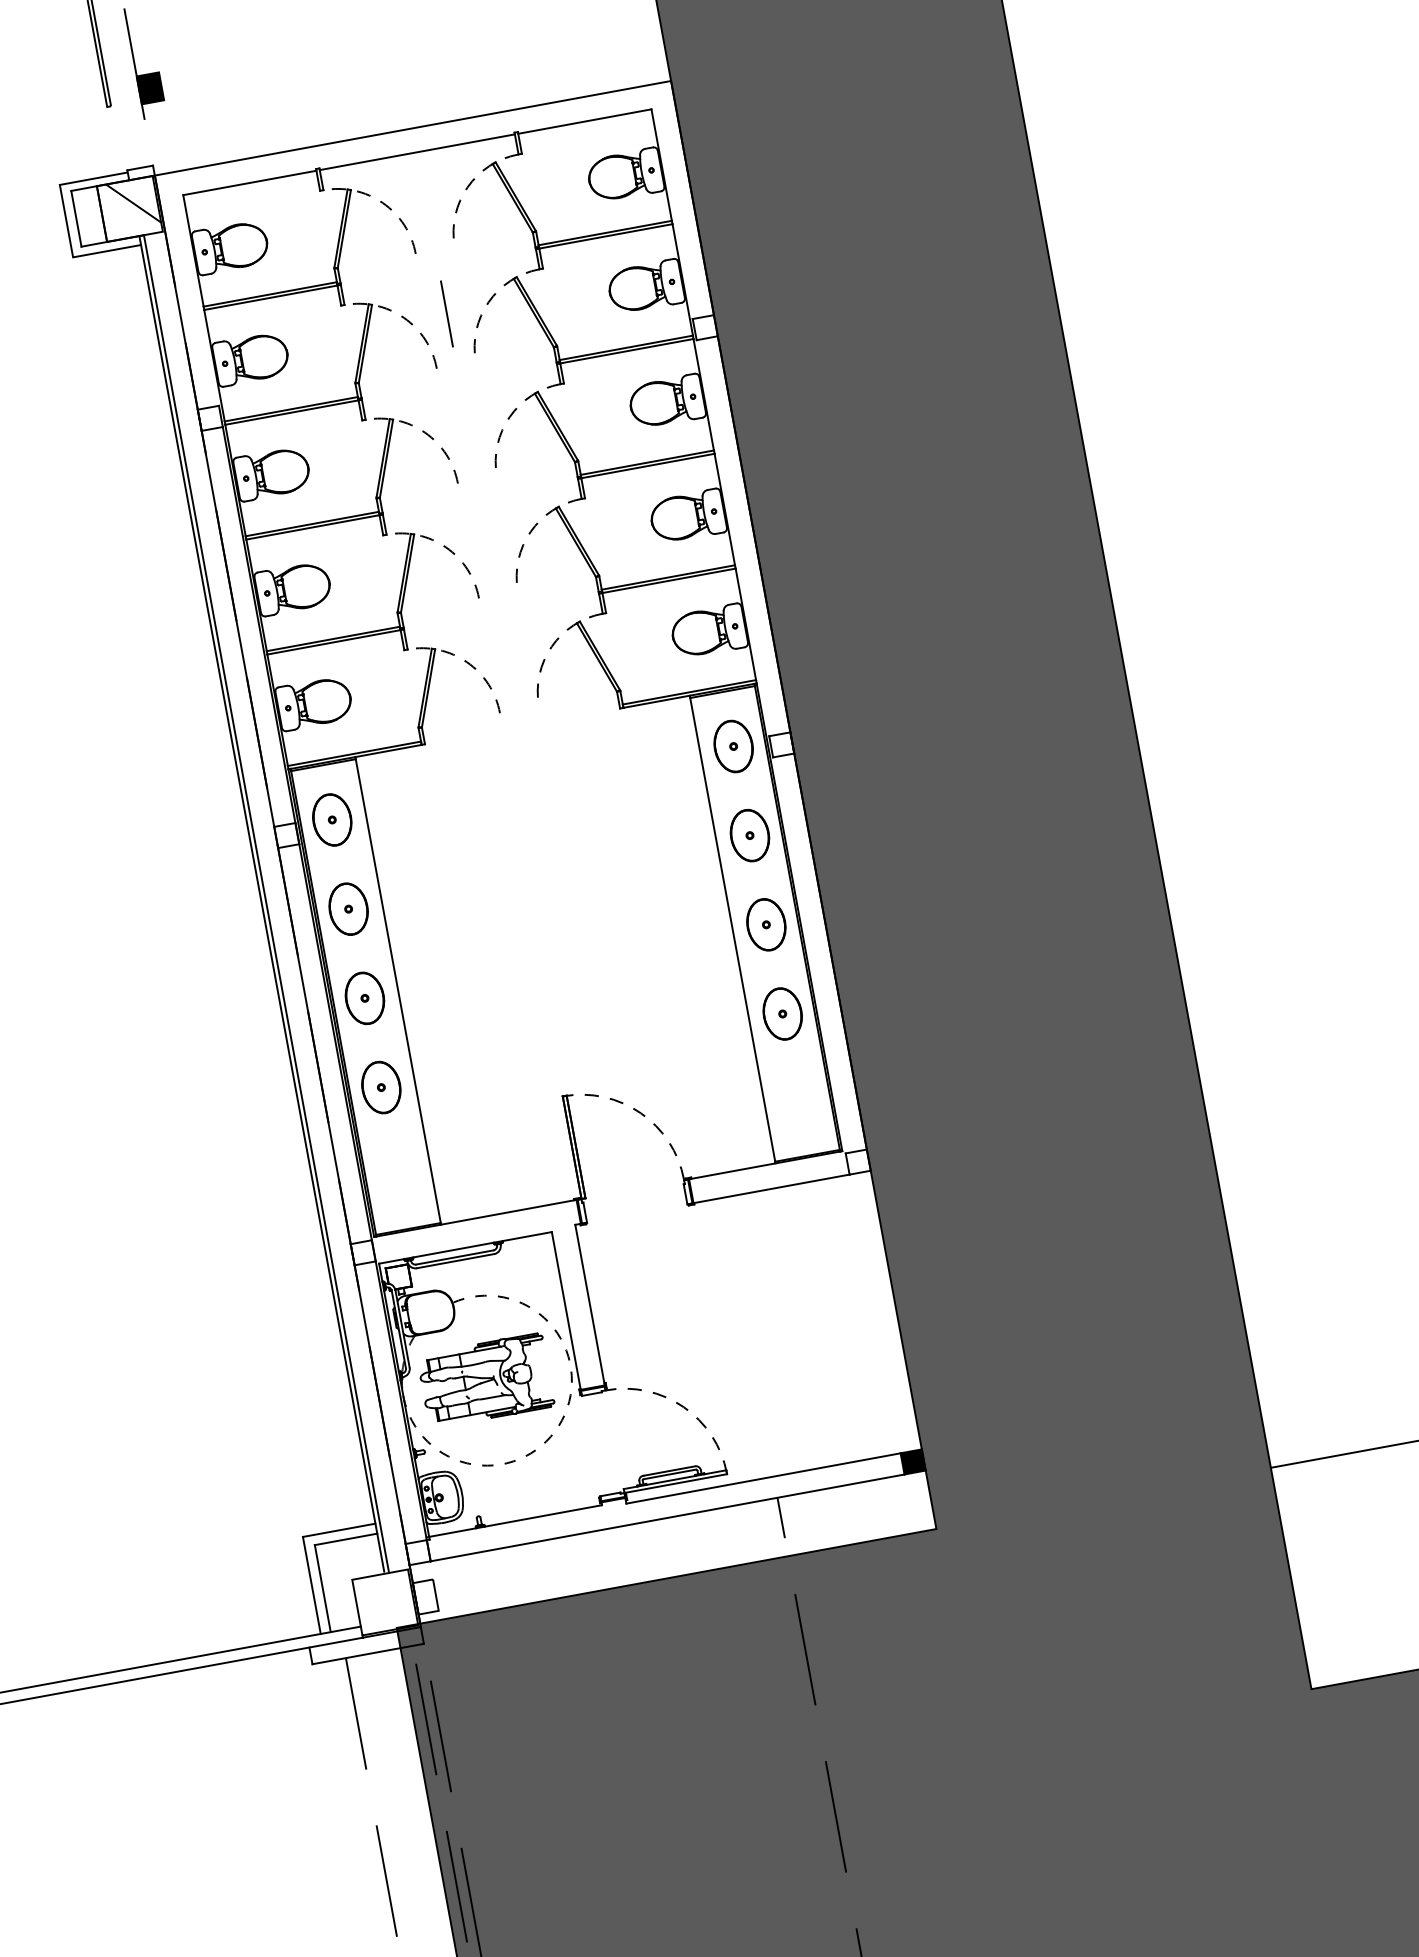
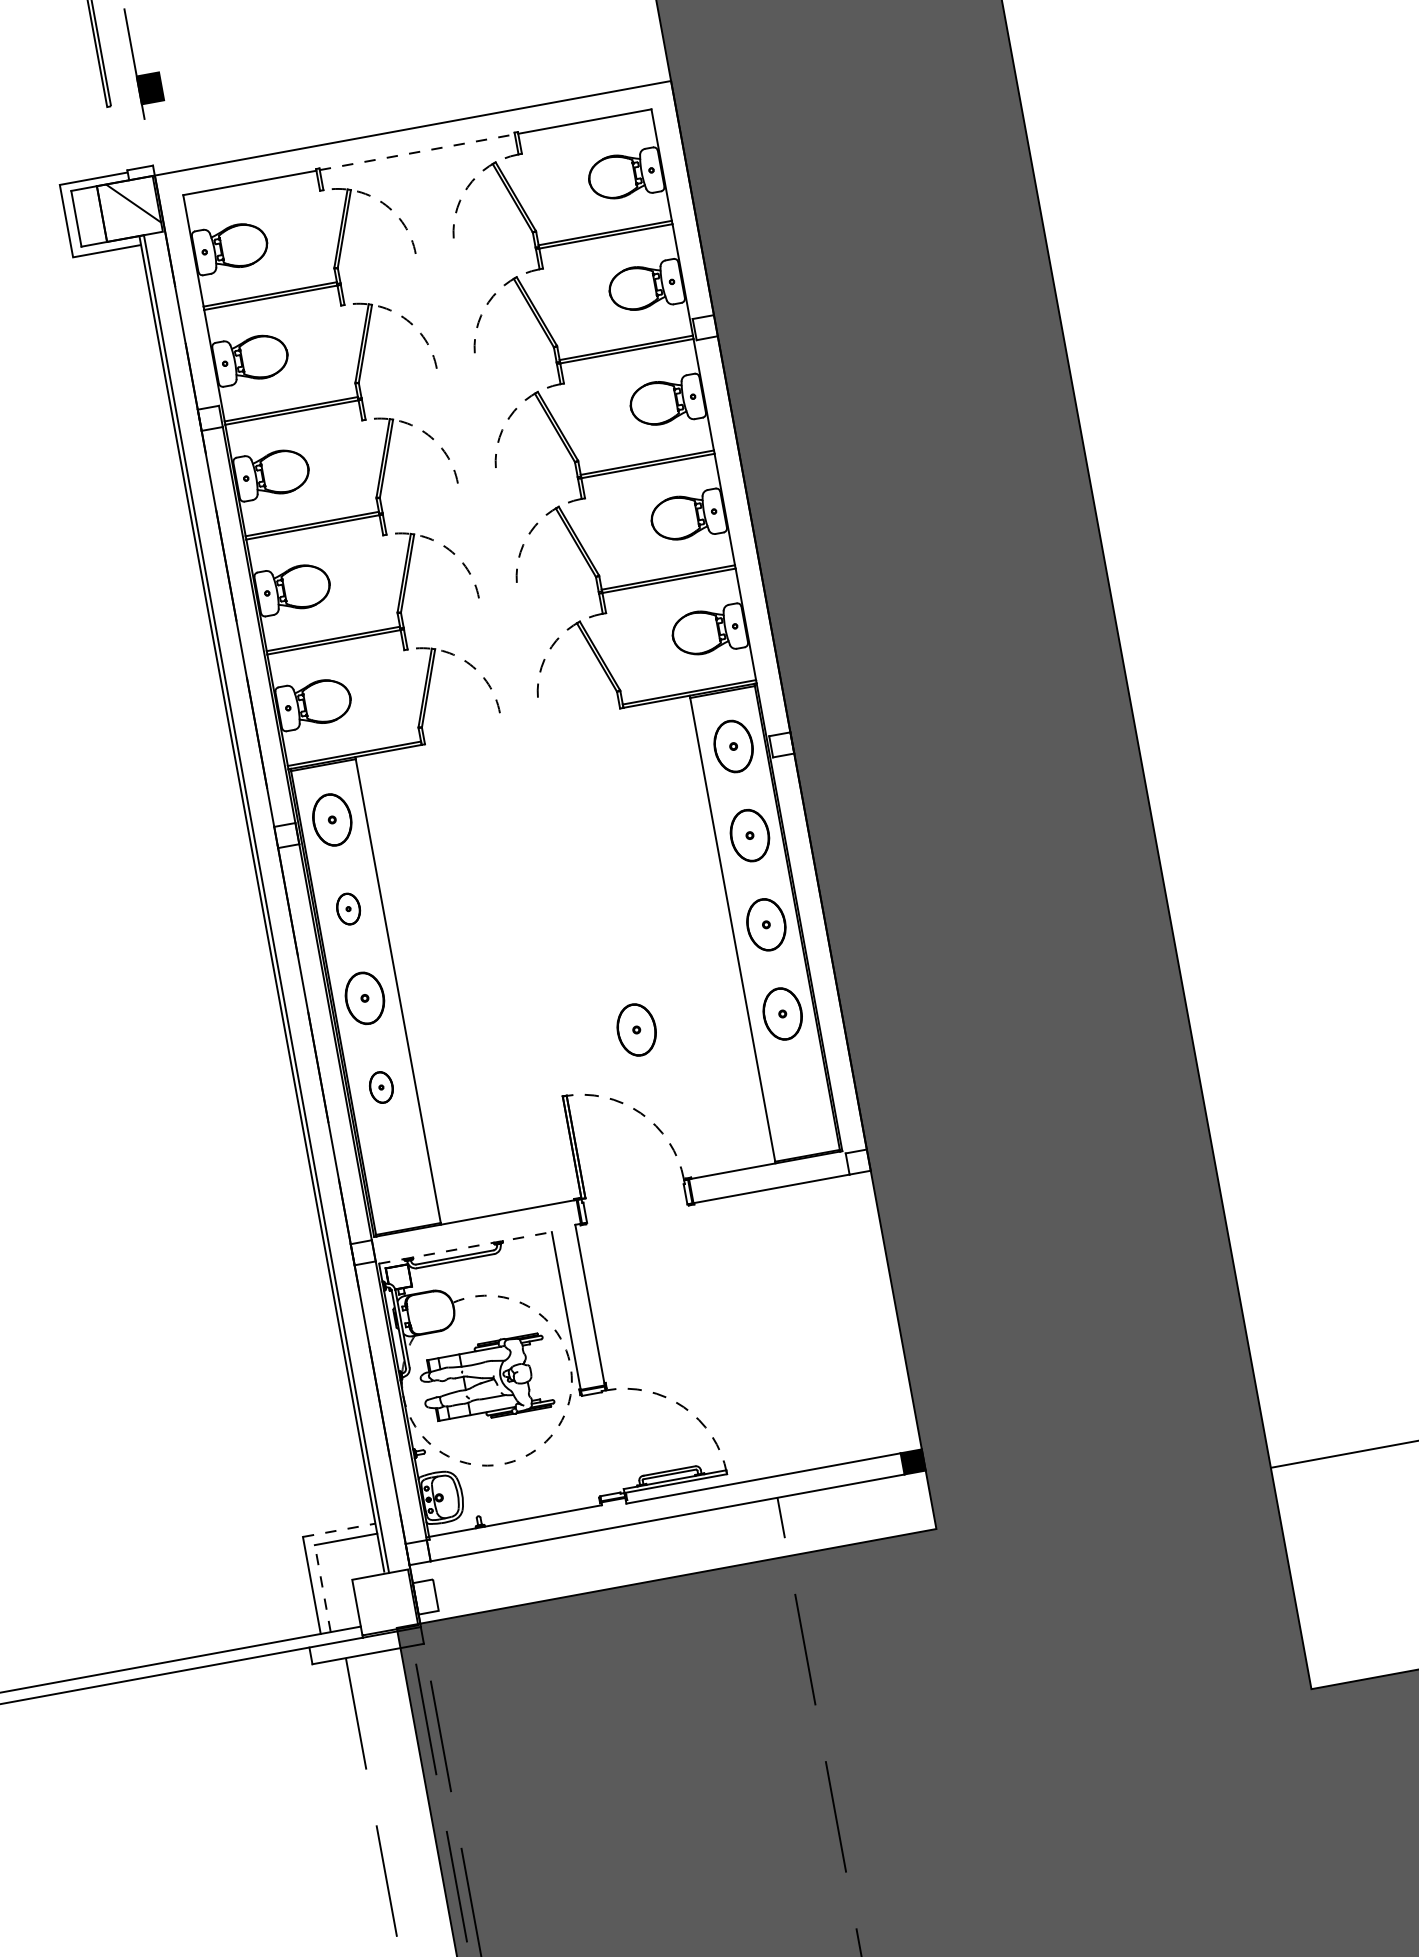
line: solid -> dashed (417, 152)
line: present -> none (446, 313)
part size: 41x54 px -> 26x34 px (348, 908)
part: none -> present (636, 1029)
part size: 41x55 px -> 25x33 px (381, 1087)
line: solid -> dashed (465, 1247)
line: solid -> dashed (339, 1530)
line: solid -> dashed (322, 1588)
